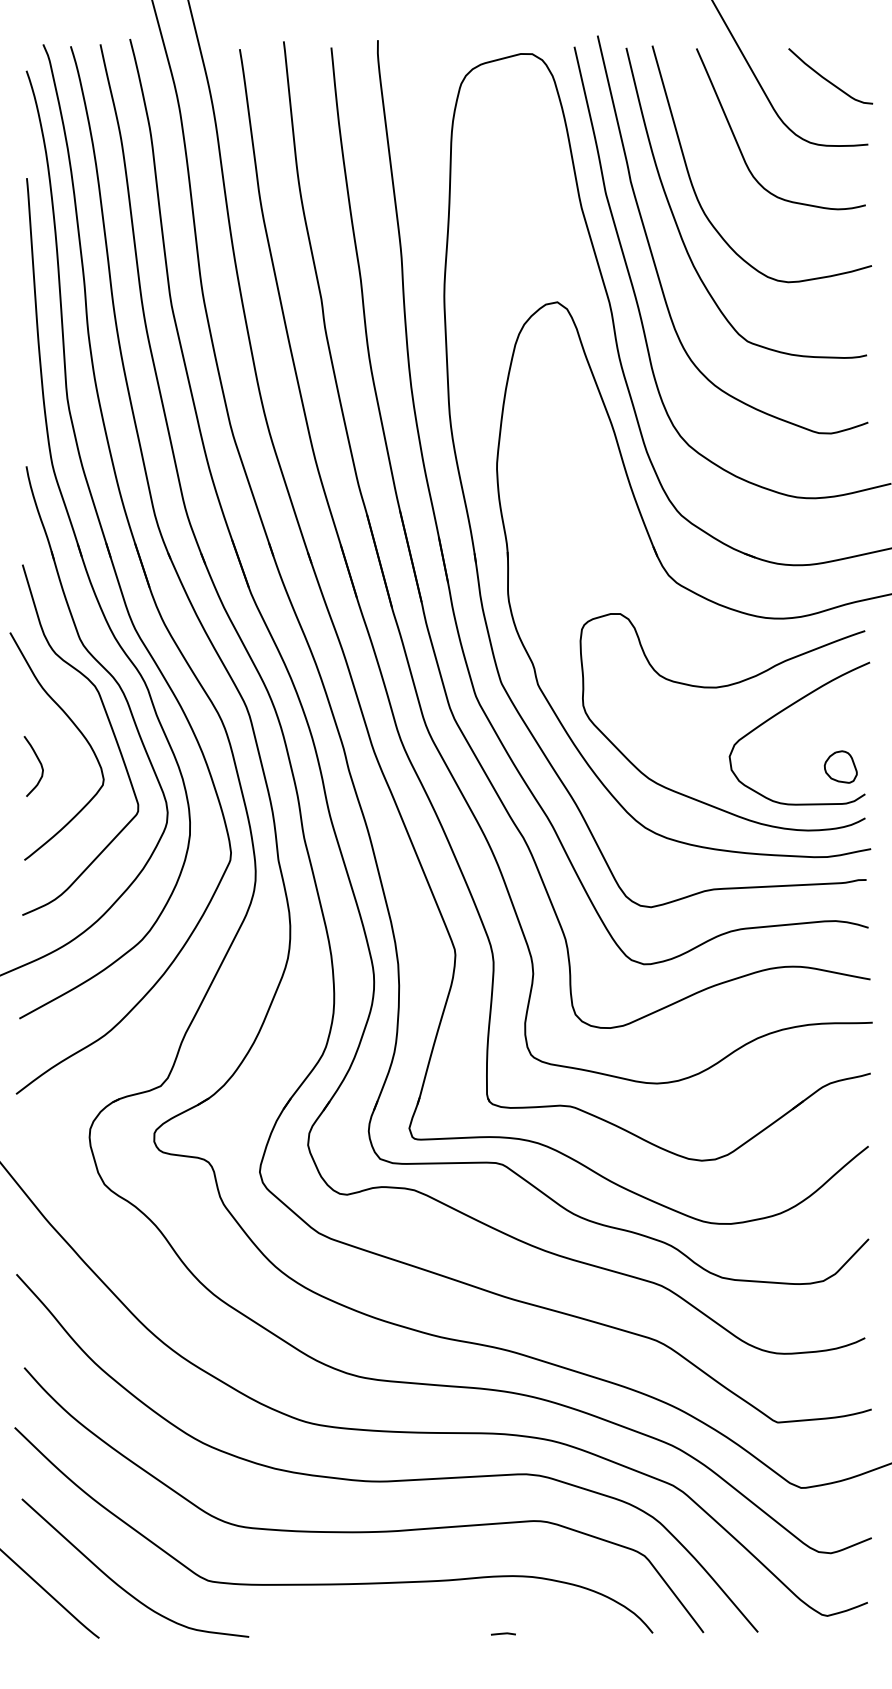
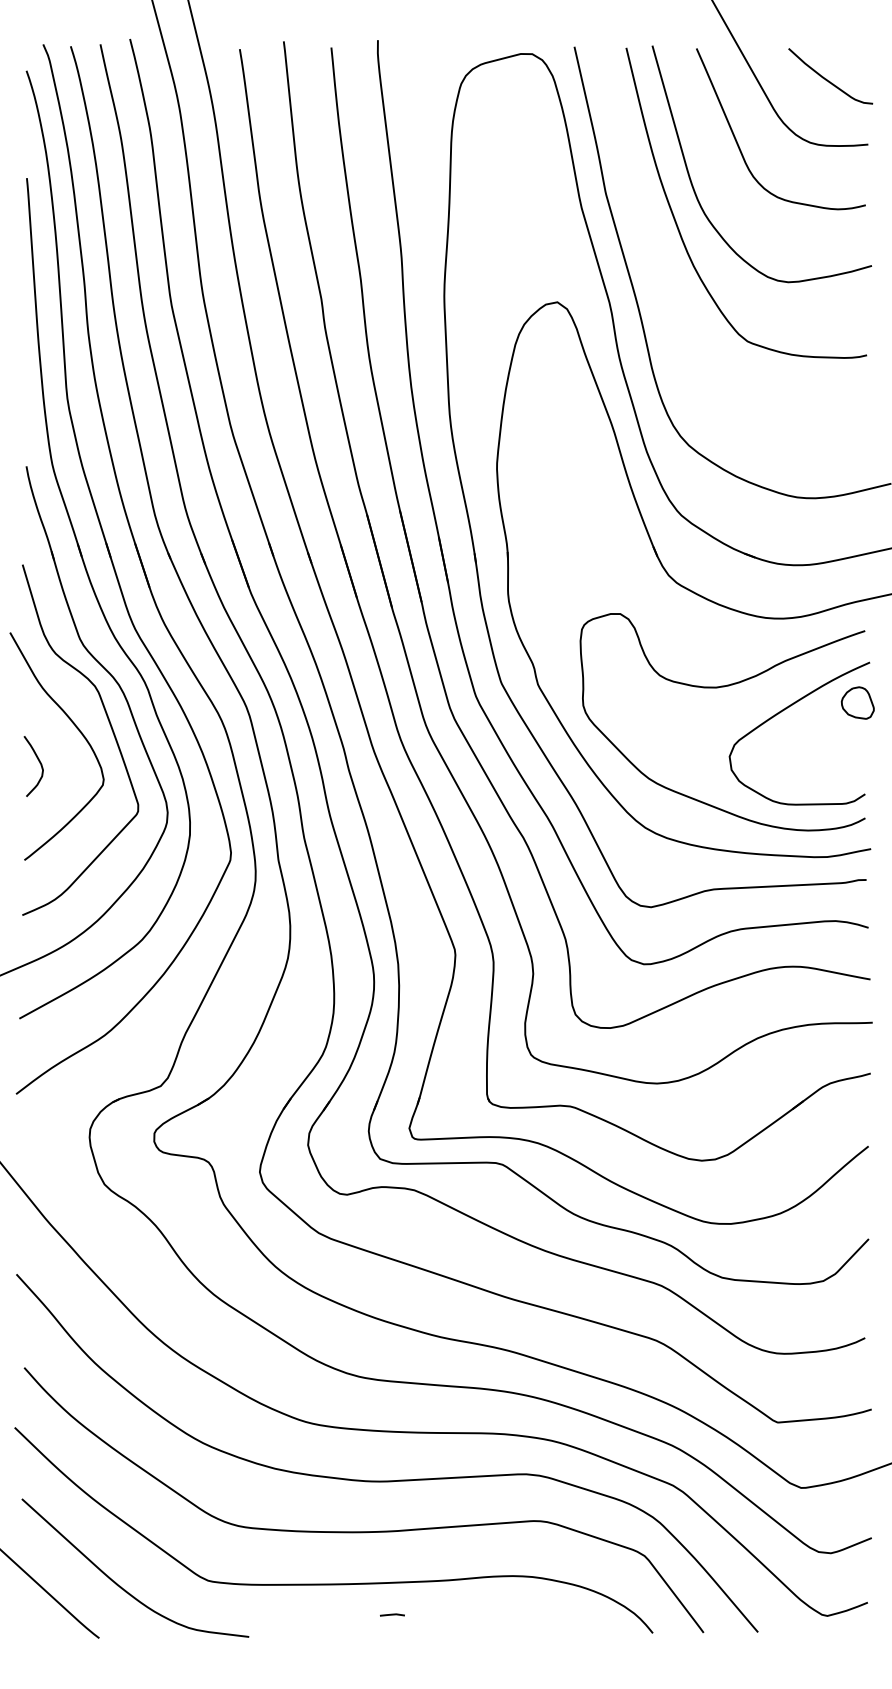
curve: present -> none (653, 255)
part position: (840, 766) -> (857, 702) (857, 702)
line position: (503, 1633) -> (392, 1614) (392, 1614)
